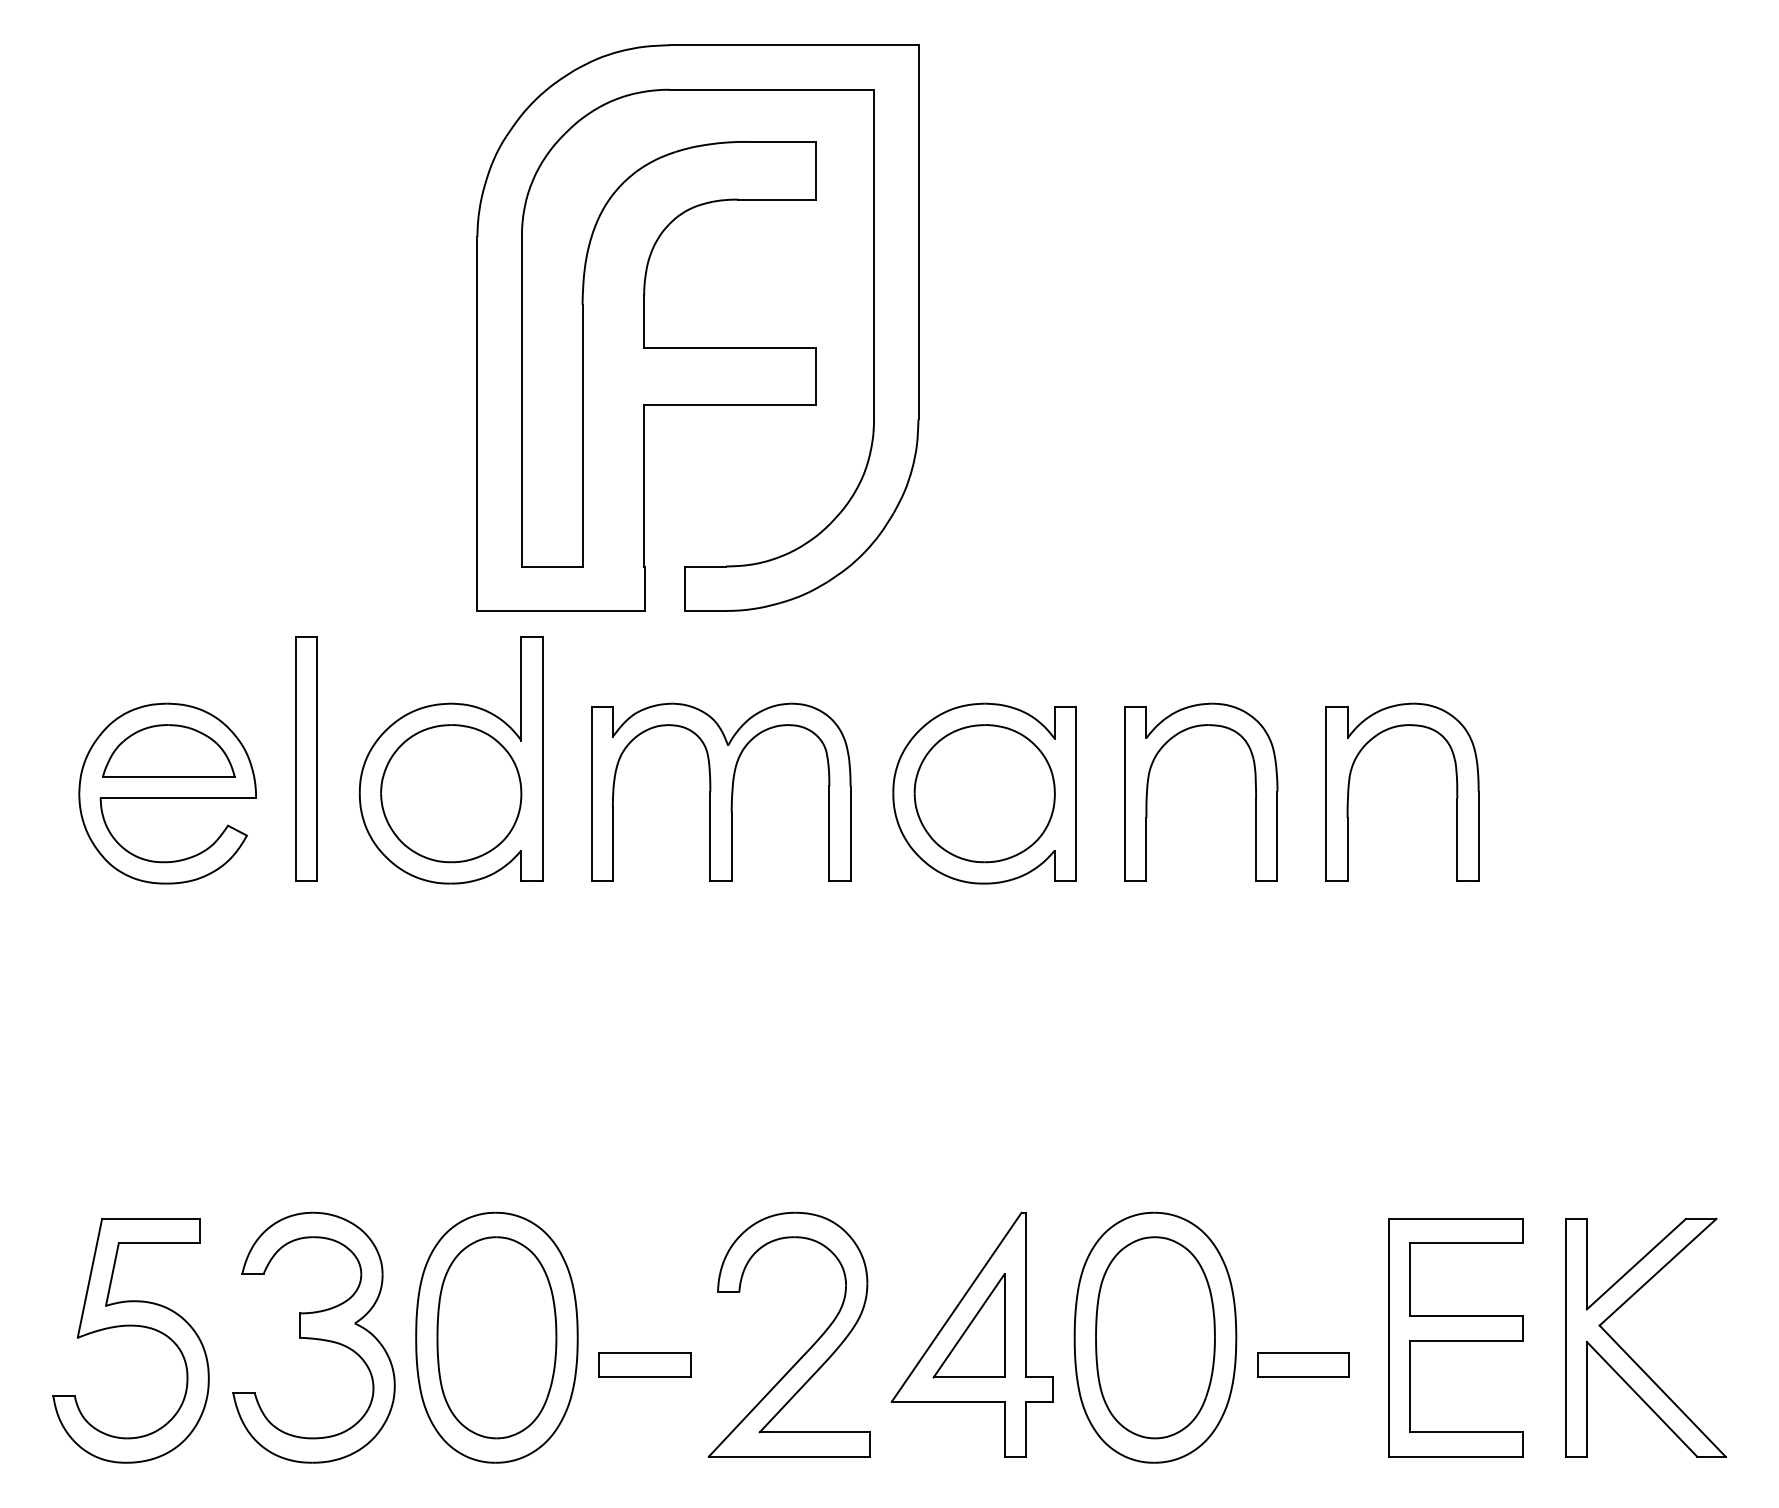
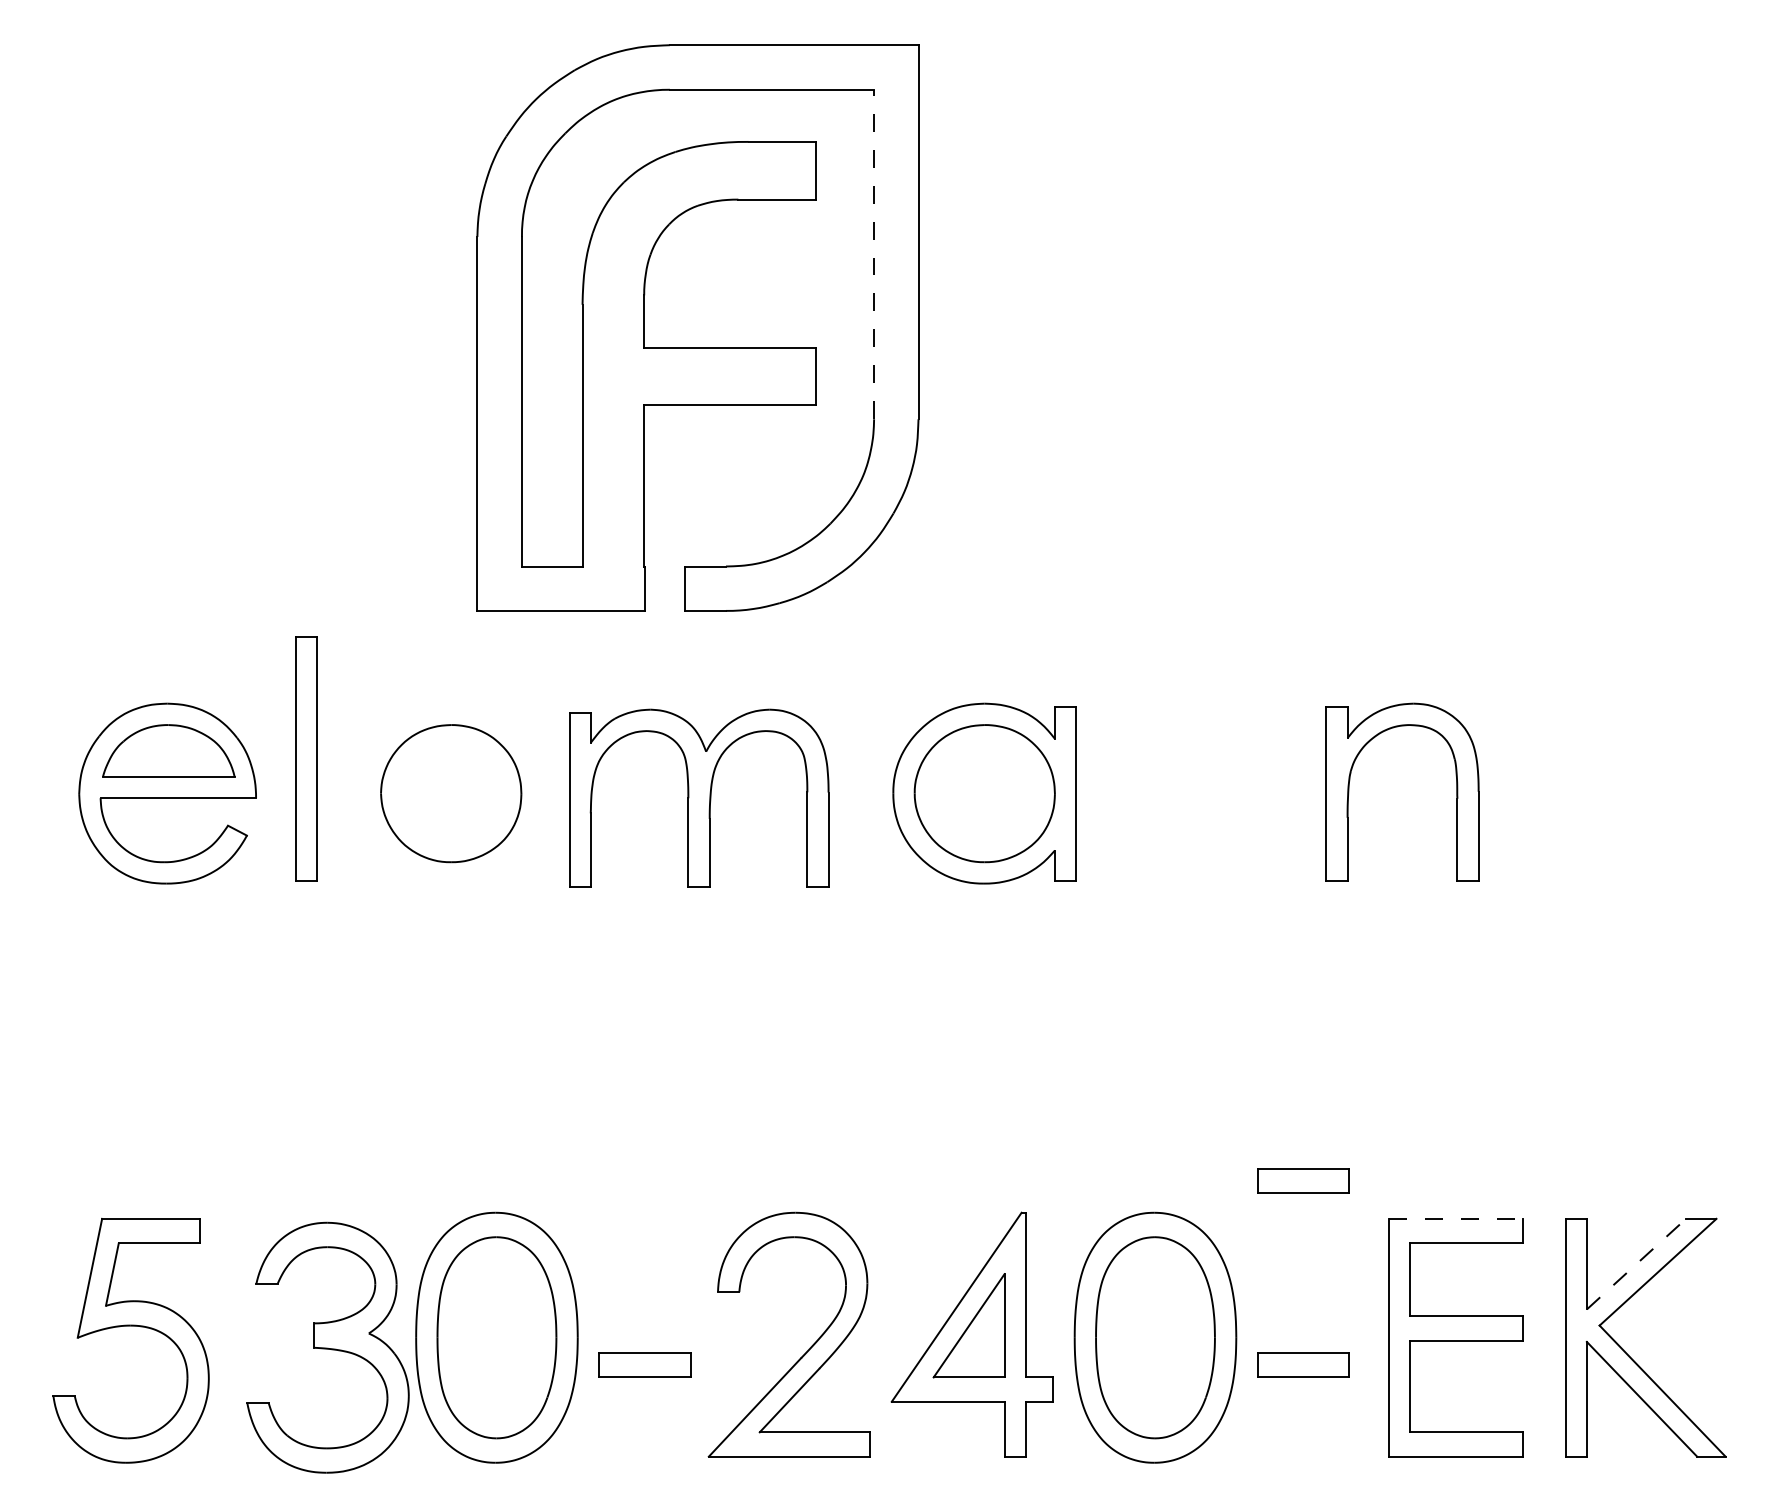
line: solid -> dashed (874, 254)
part: present -> none (450, 760)
part: present -> none (1148, 789)
part position: (721, 791) -> (699, 797) (699, 797)
part: none -> present (1303, 1180)
line: solid -> dashed (1456, 1218)
line: solid -> dashed (1636, 1263)
part position: (313, 1337) -> (327, 1347) (327, 1347)
